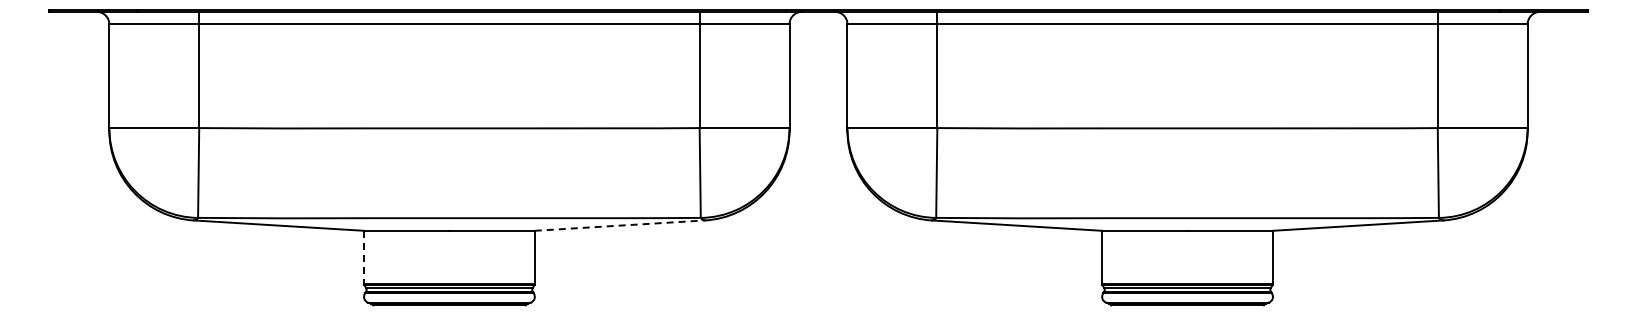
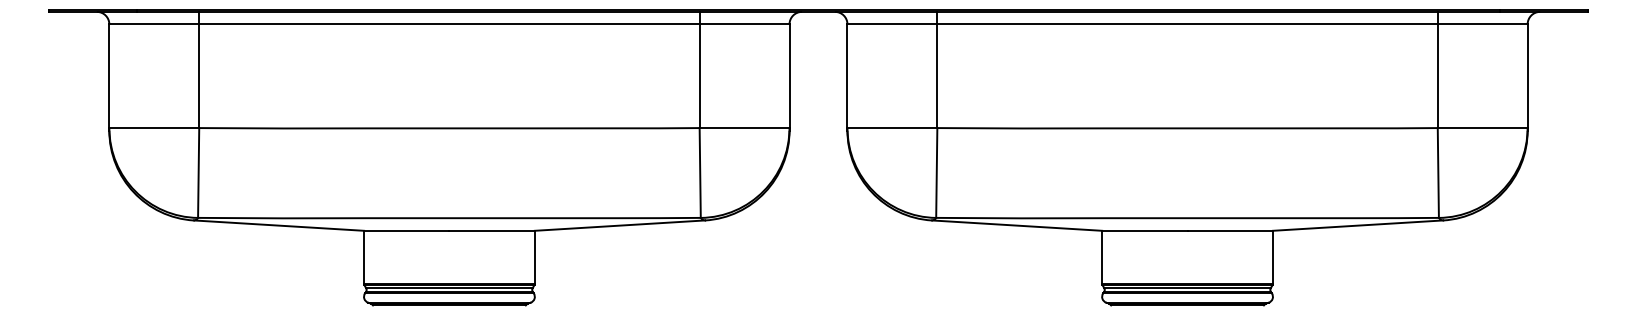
line: dashed -> solid (620, 225)
line: dashed -> solid (364, 257)
